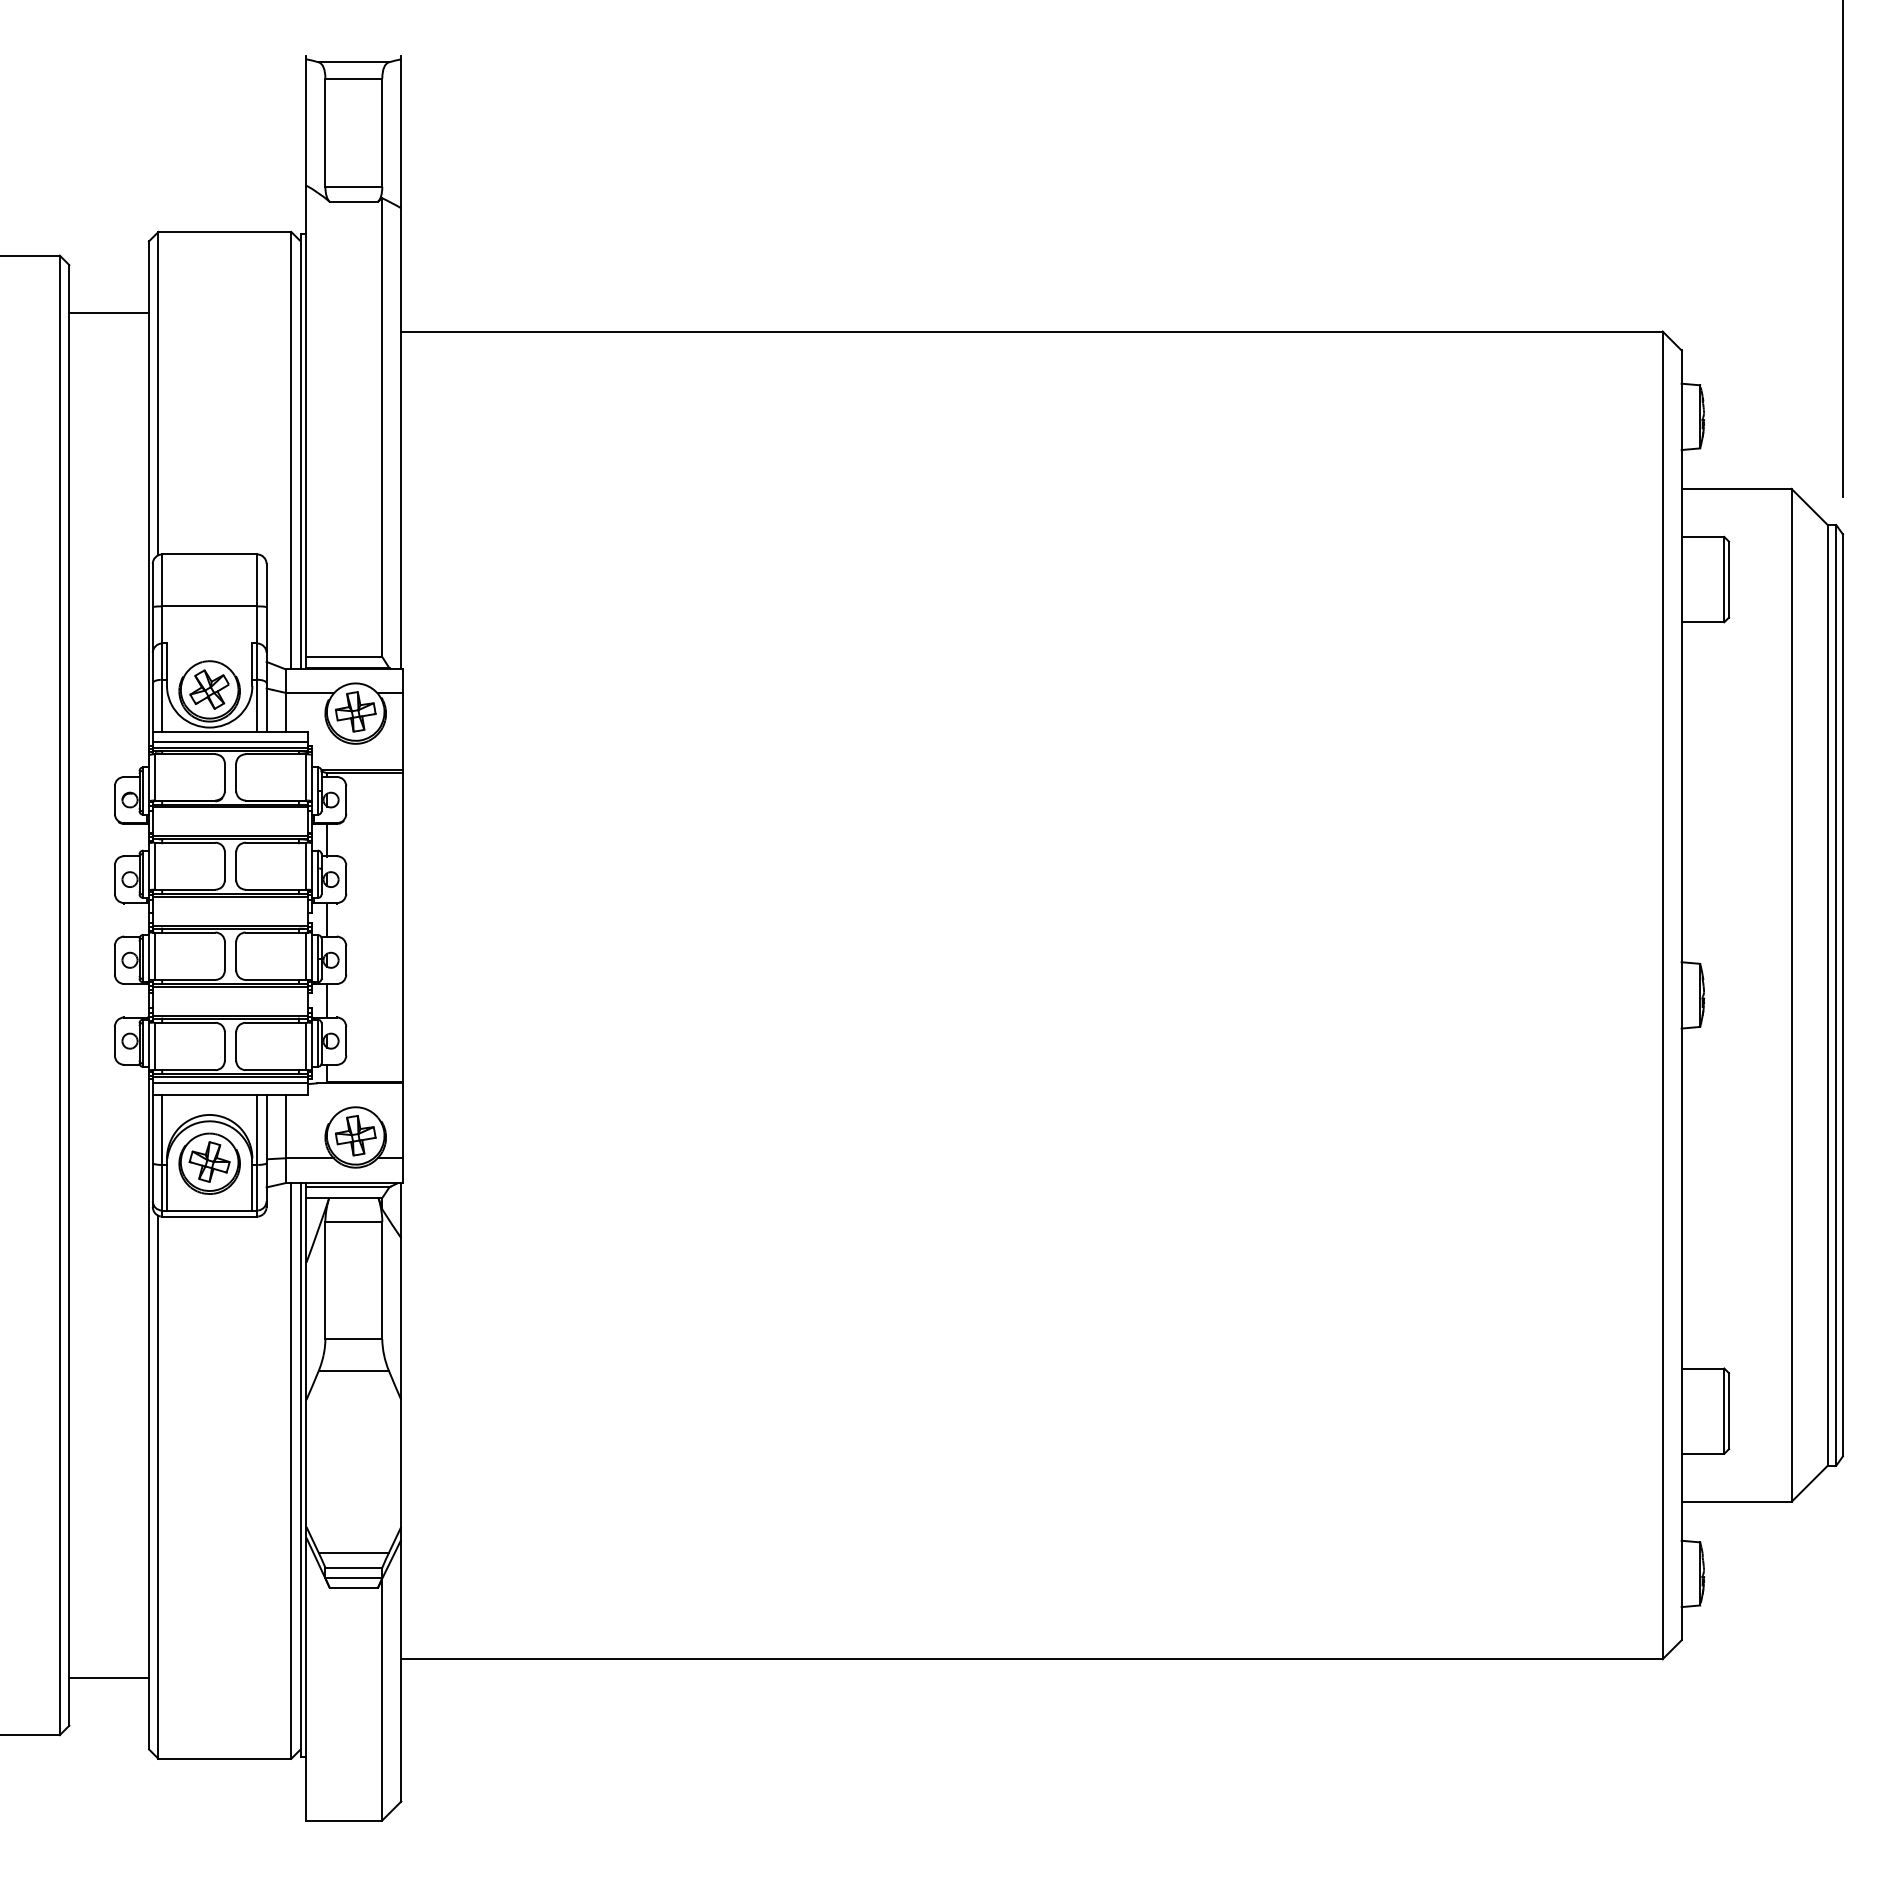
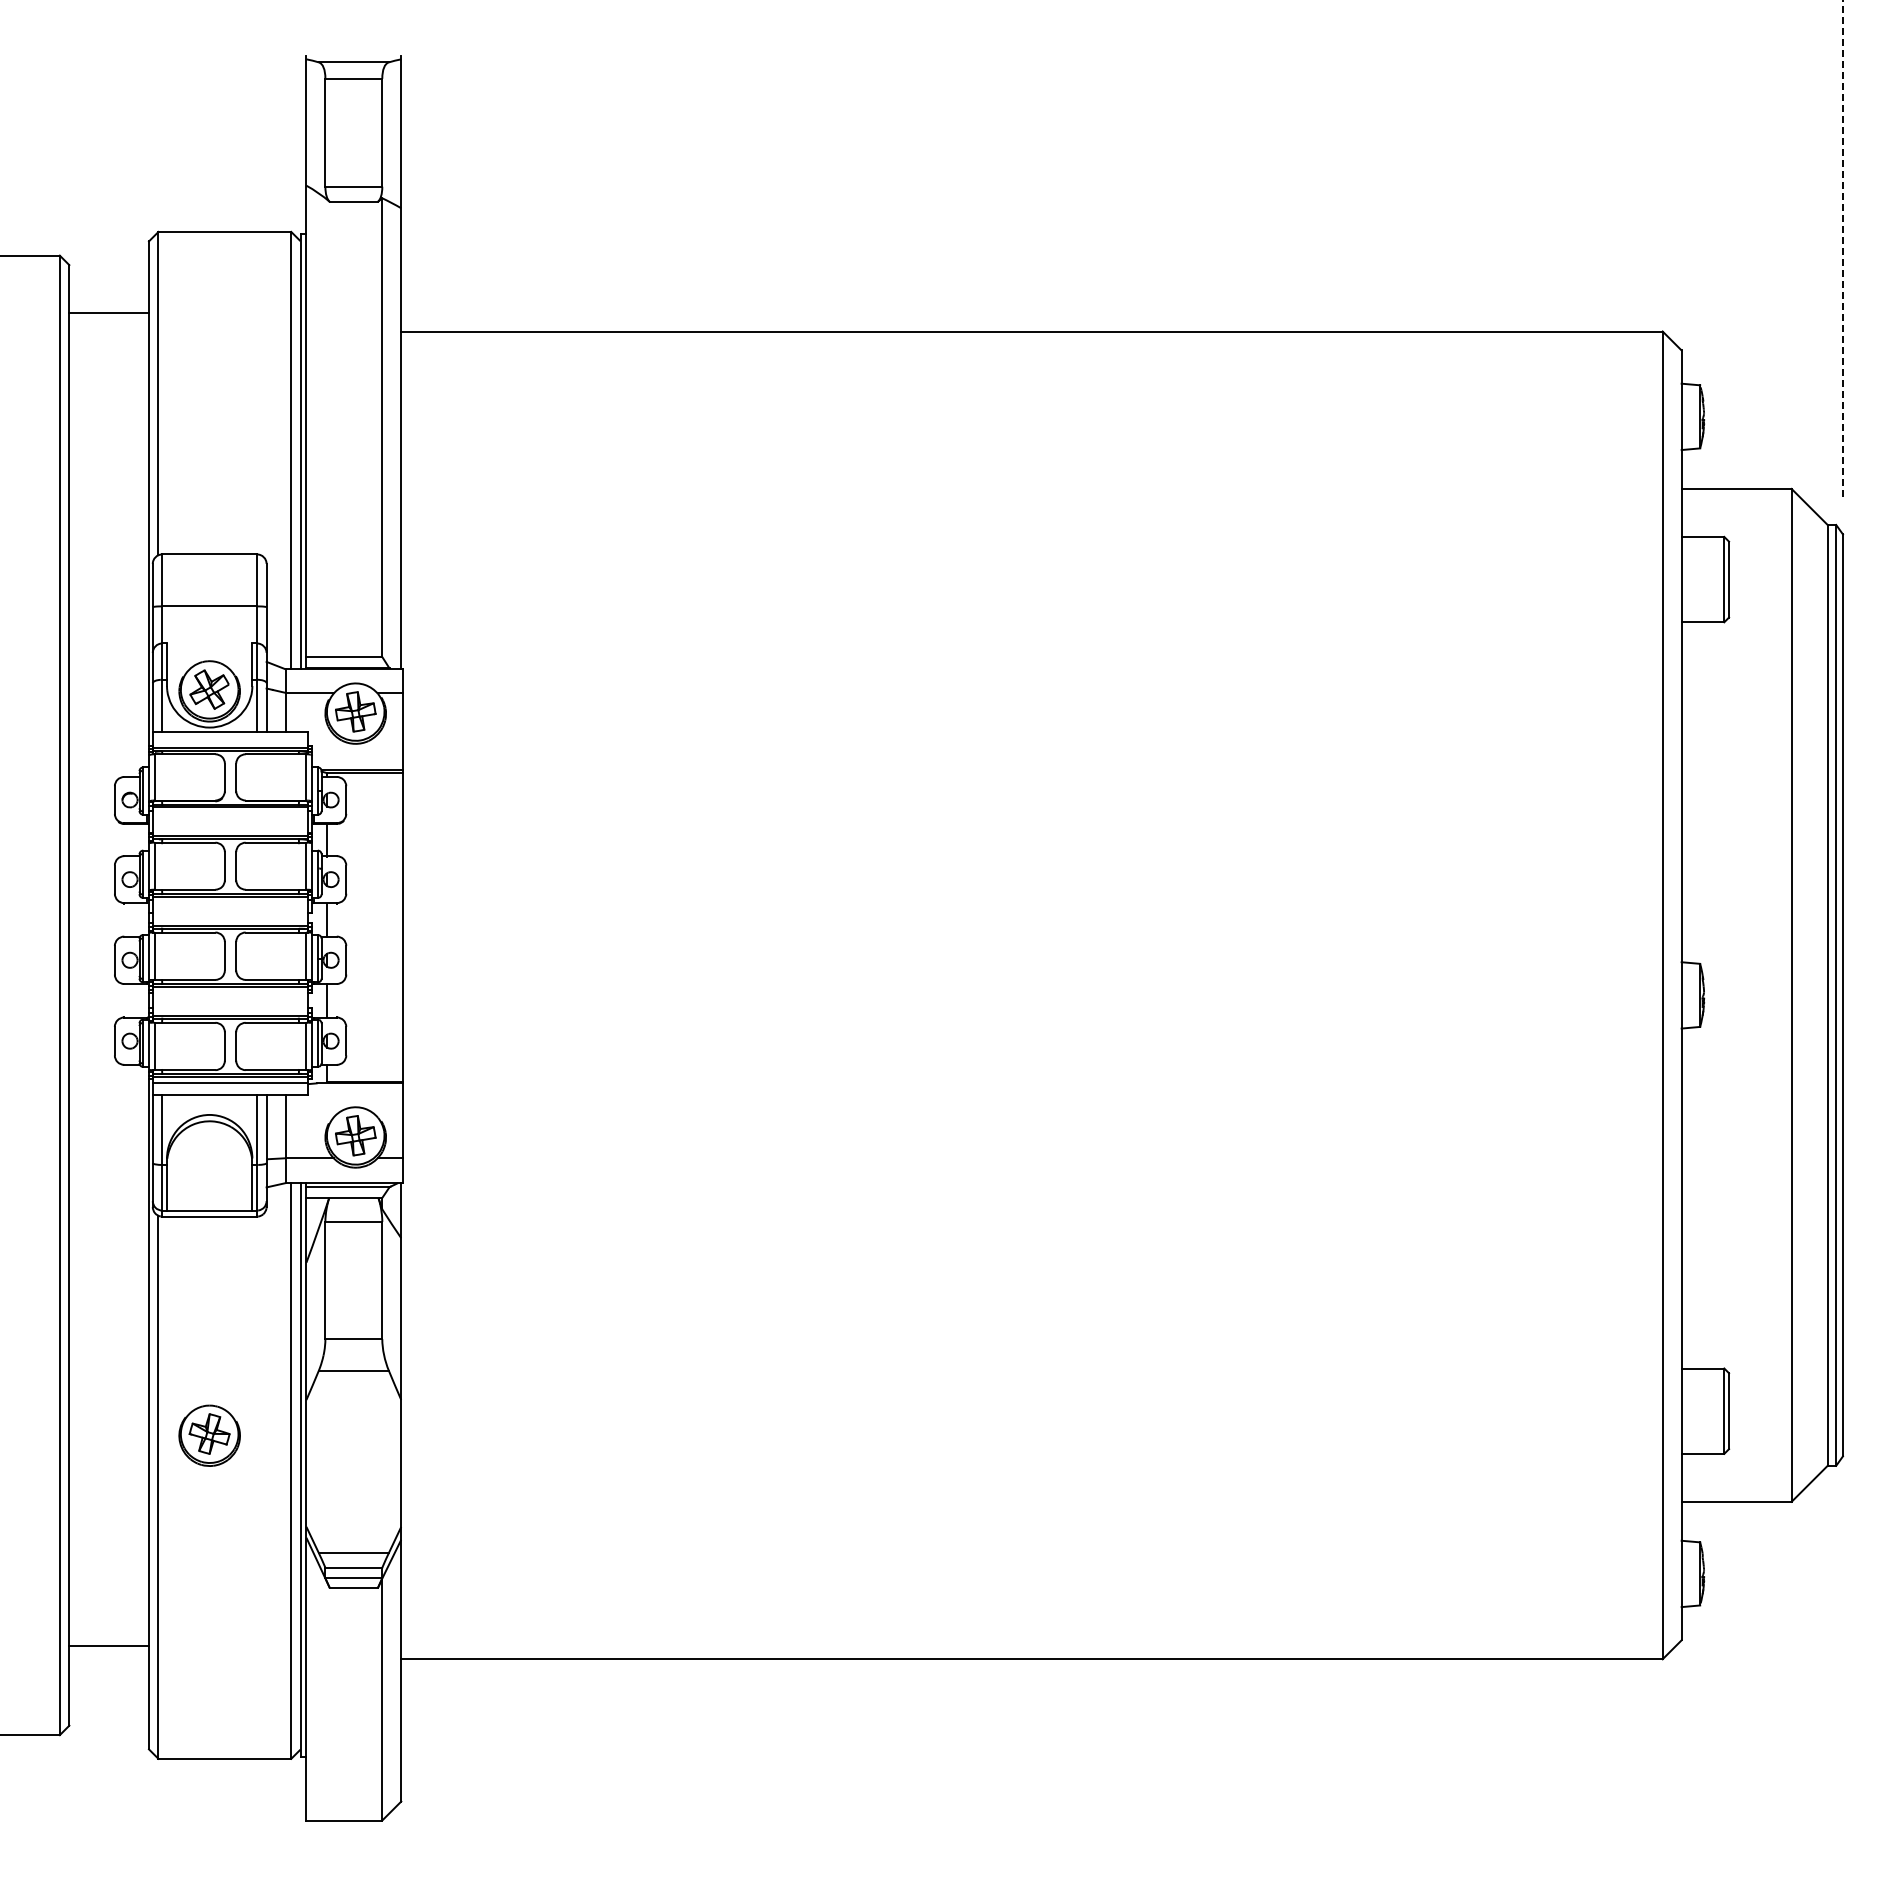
line: solid -> dashed (1842, 248)
line: present -> none (230, 741)
part position: (209, 1163) -> (209, 1435) (209, 1435)
line position: (109, 1678) -> (109, 1646) (109, 1646)
